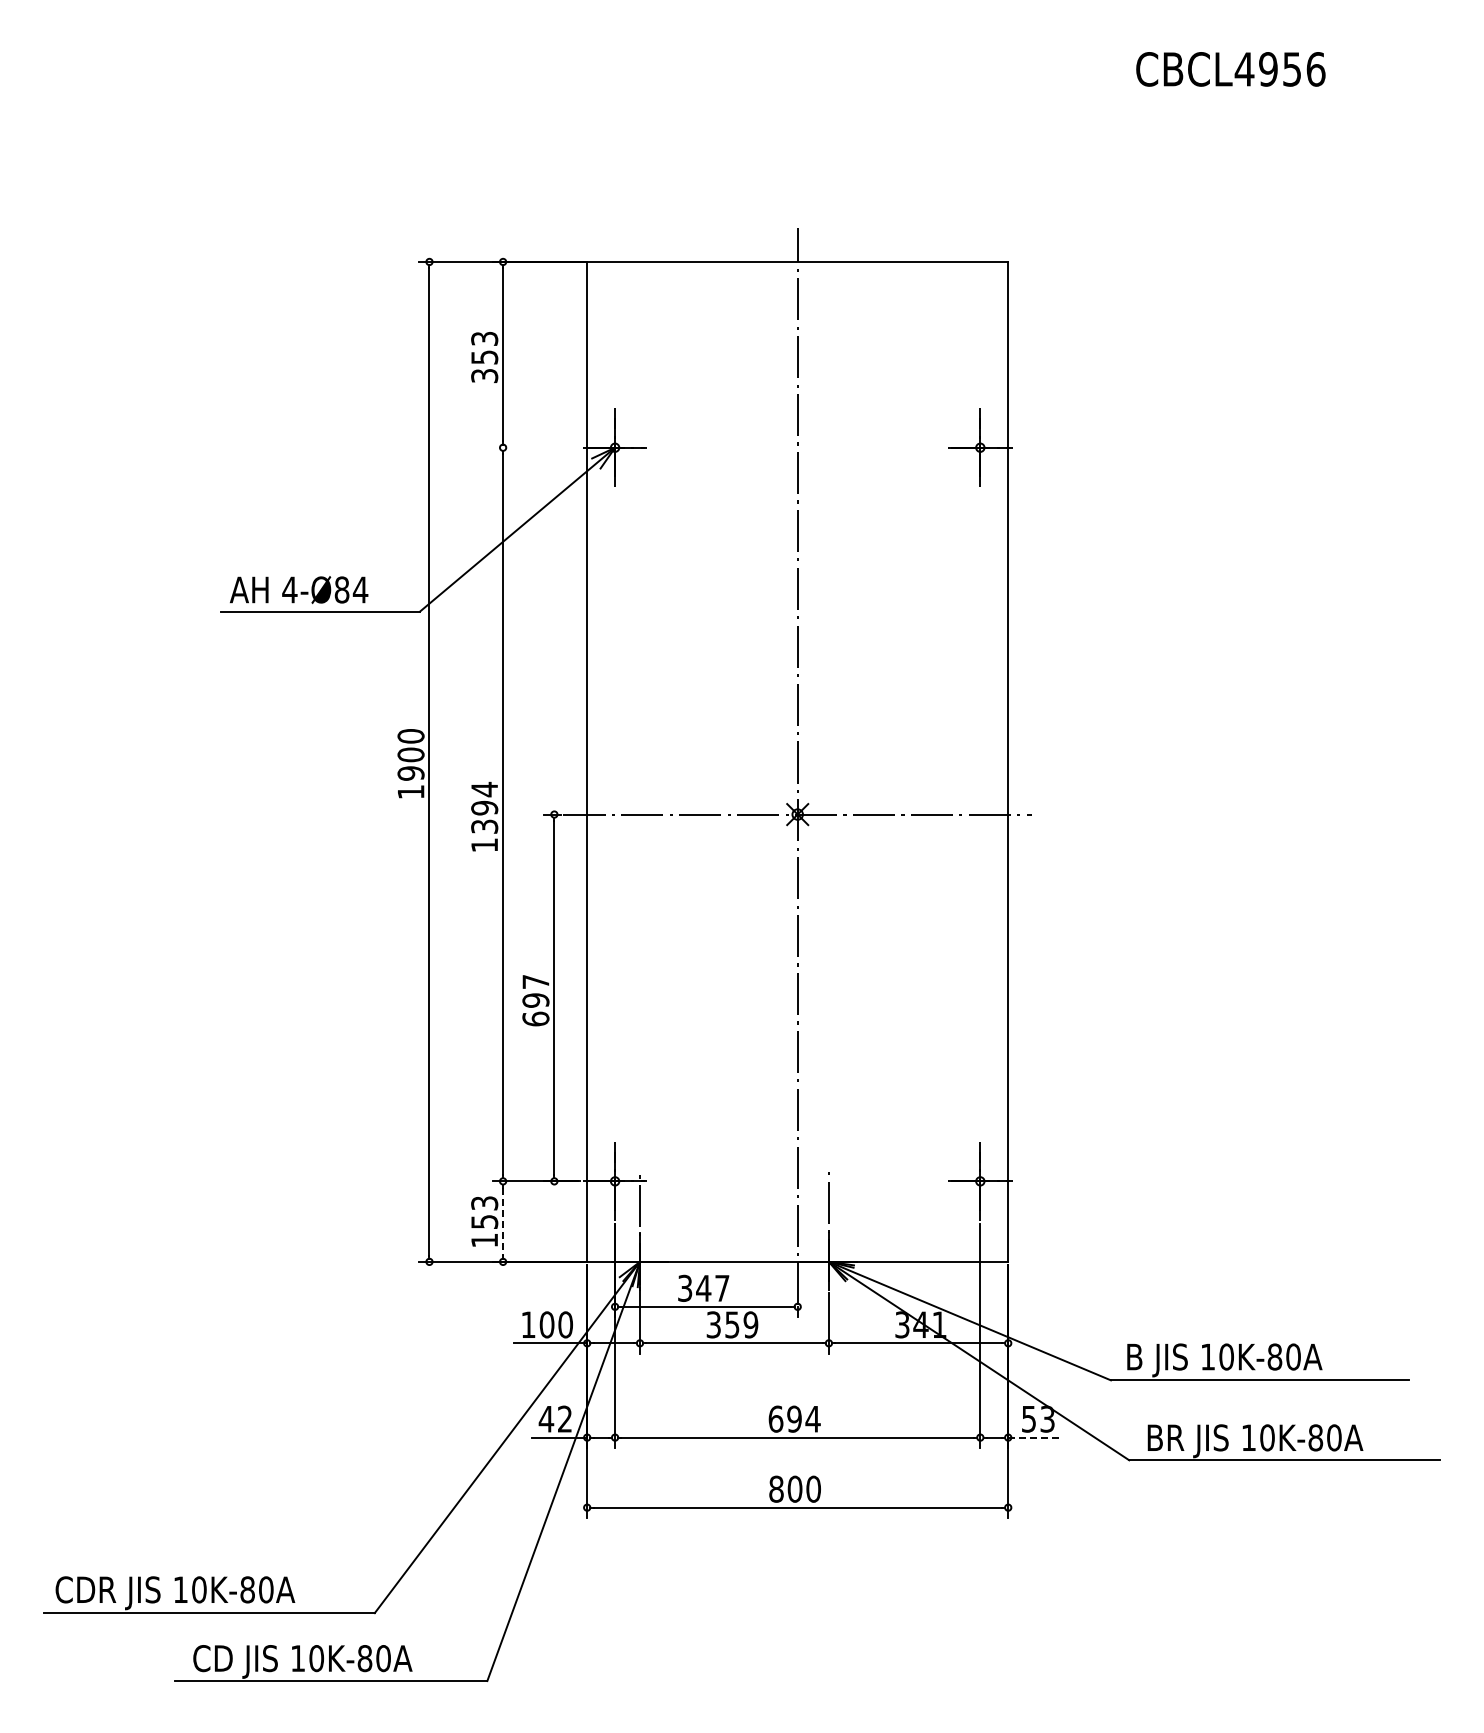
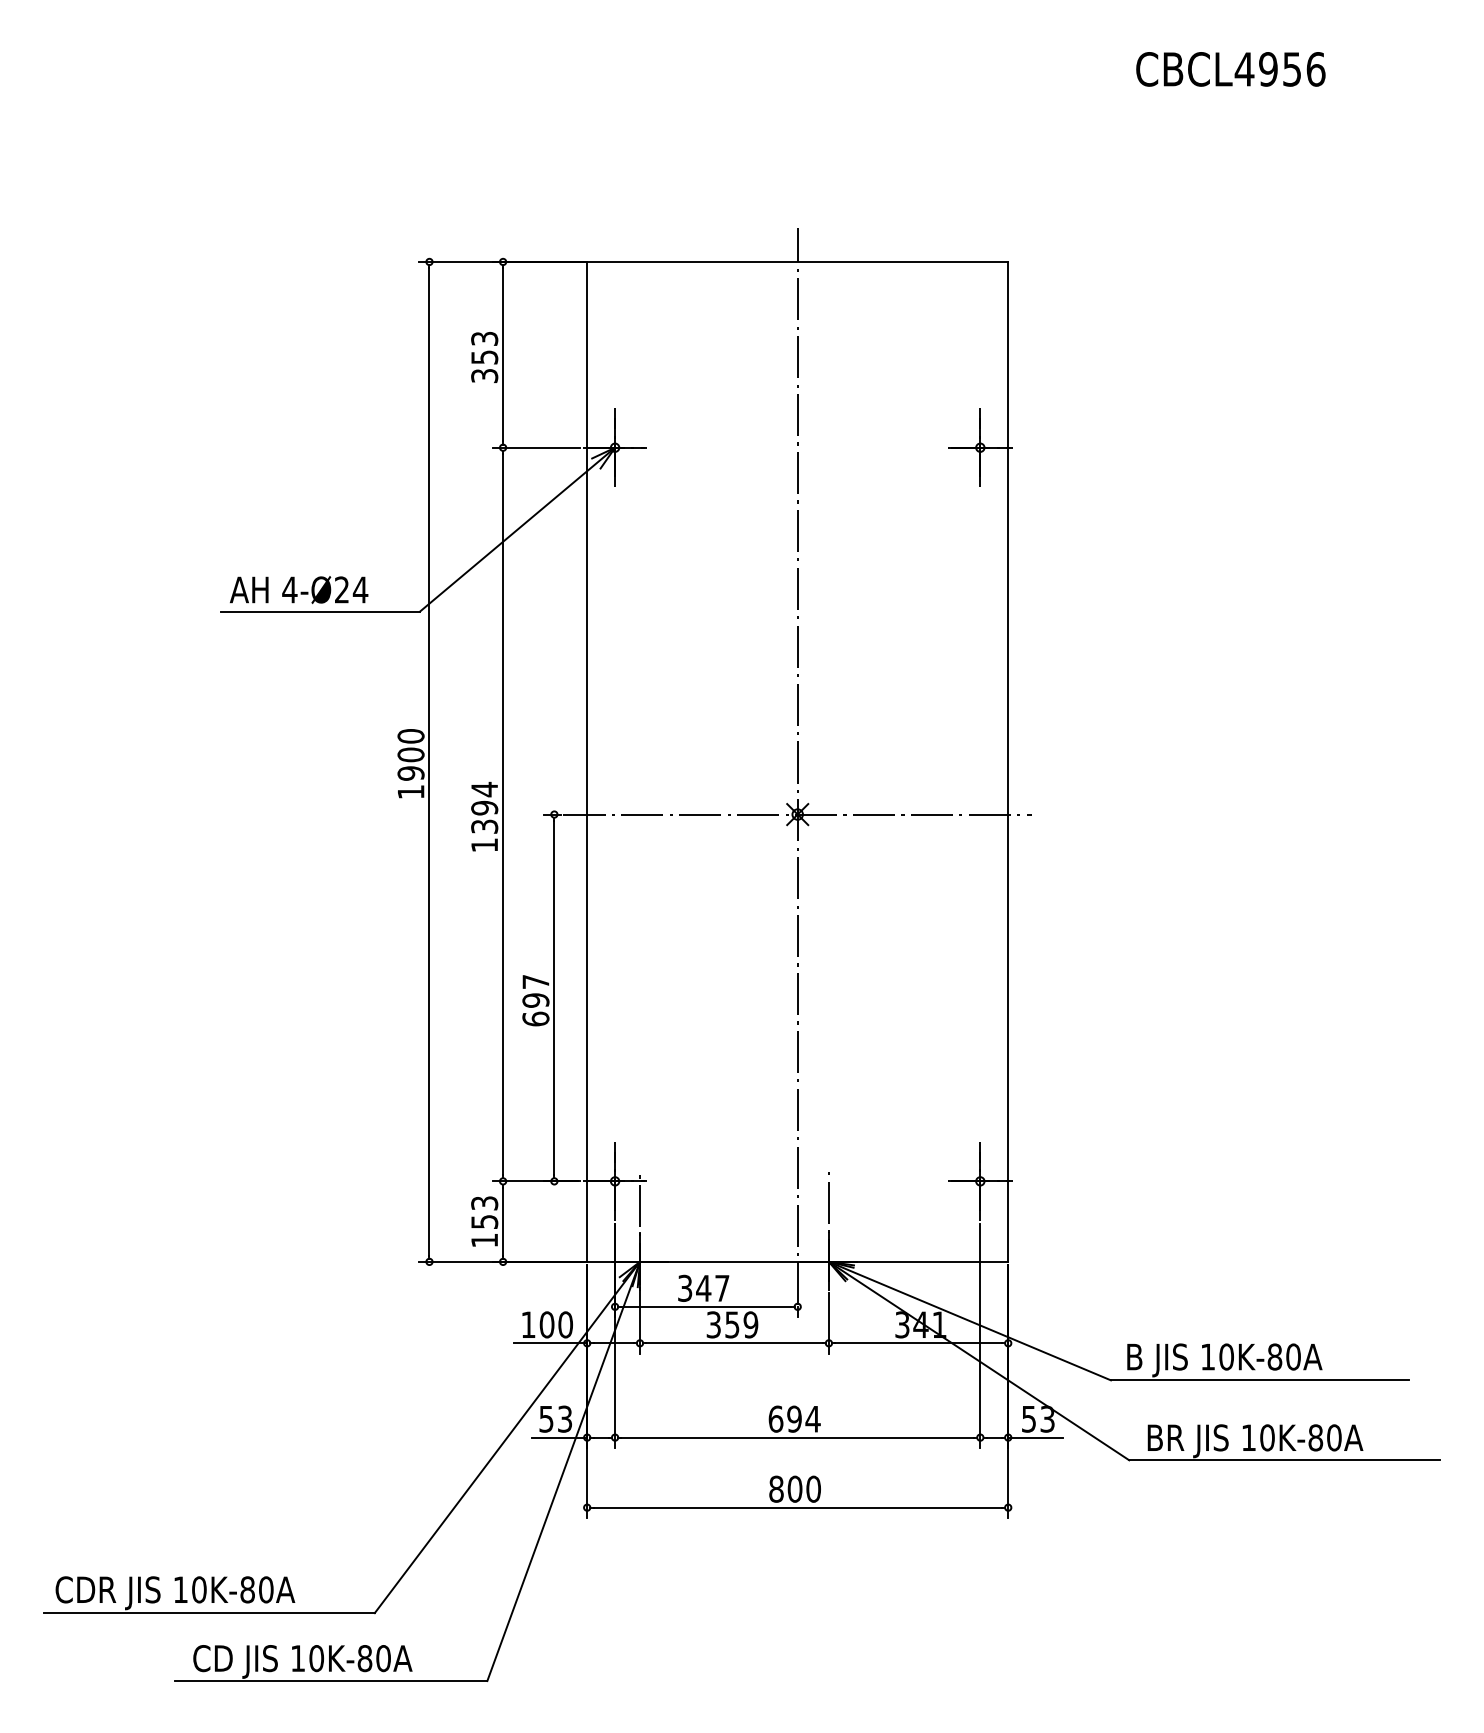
line: none -> present (536, 447)
text: 4-Ø84 -> 4-Ø24 (341, 589)
line: dashed -> solid (503, 1221)
text: 42 -> 53 (555, 1418)
line: dashed -> solid (1035, 1437)
